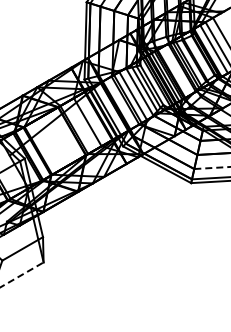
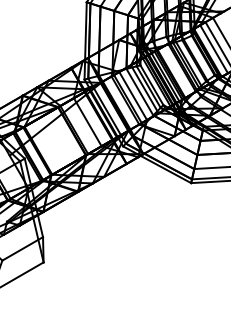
line: dashed -> solid (213, 167)
line: dashed -> solid (22, 274)
